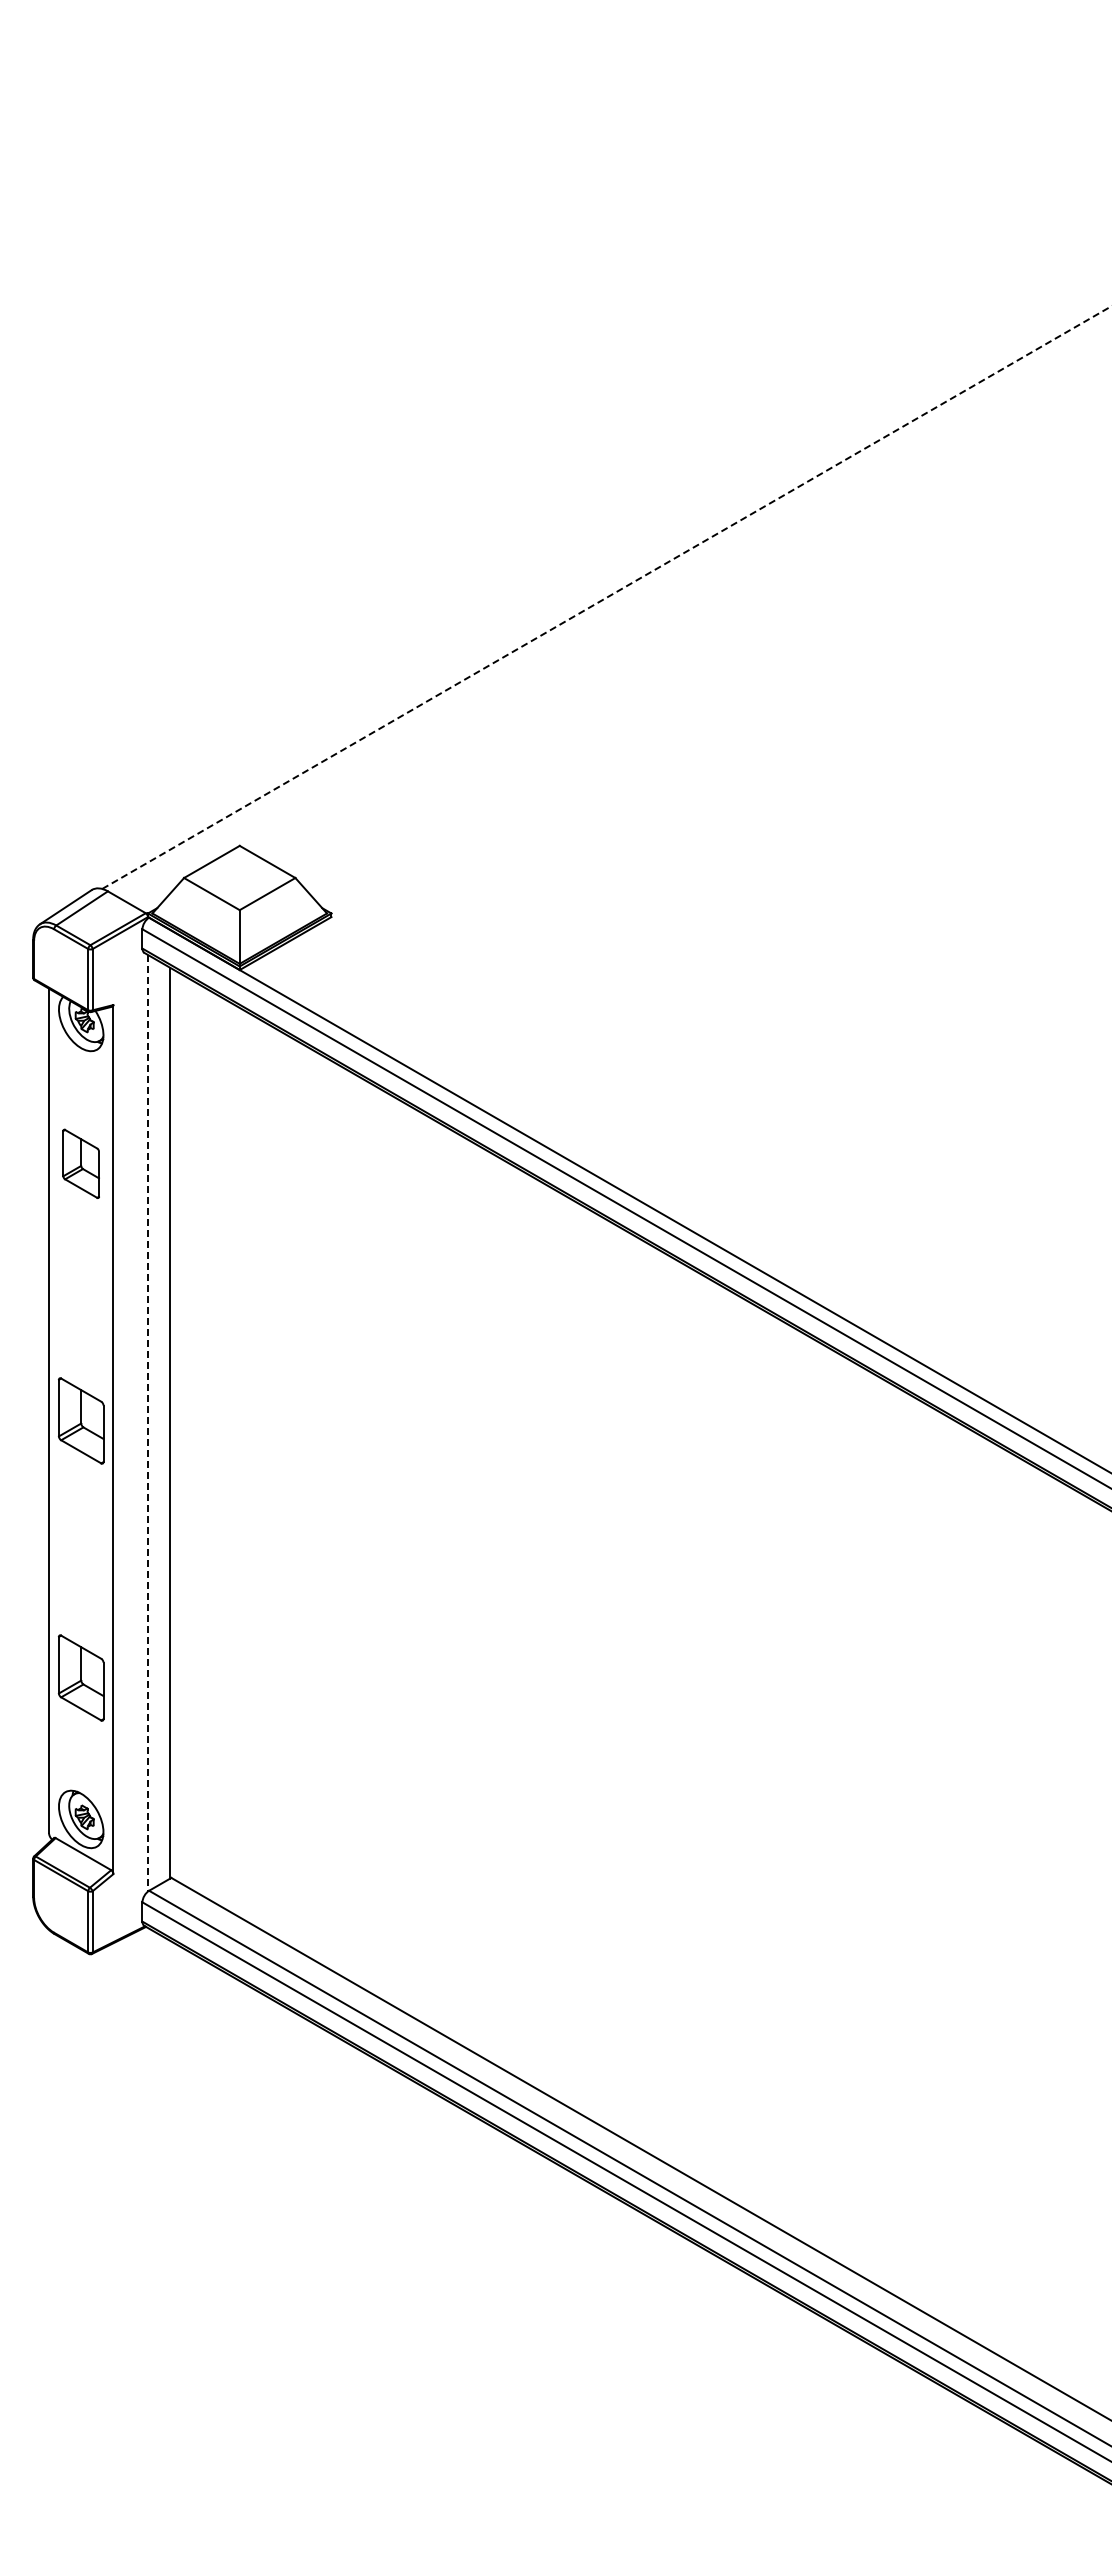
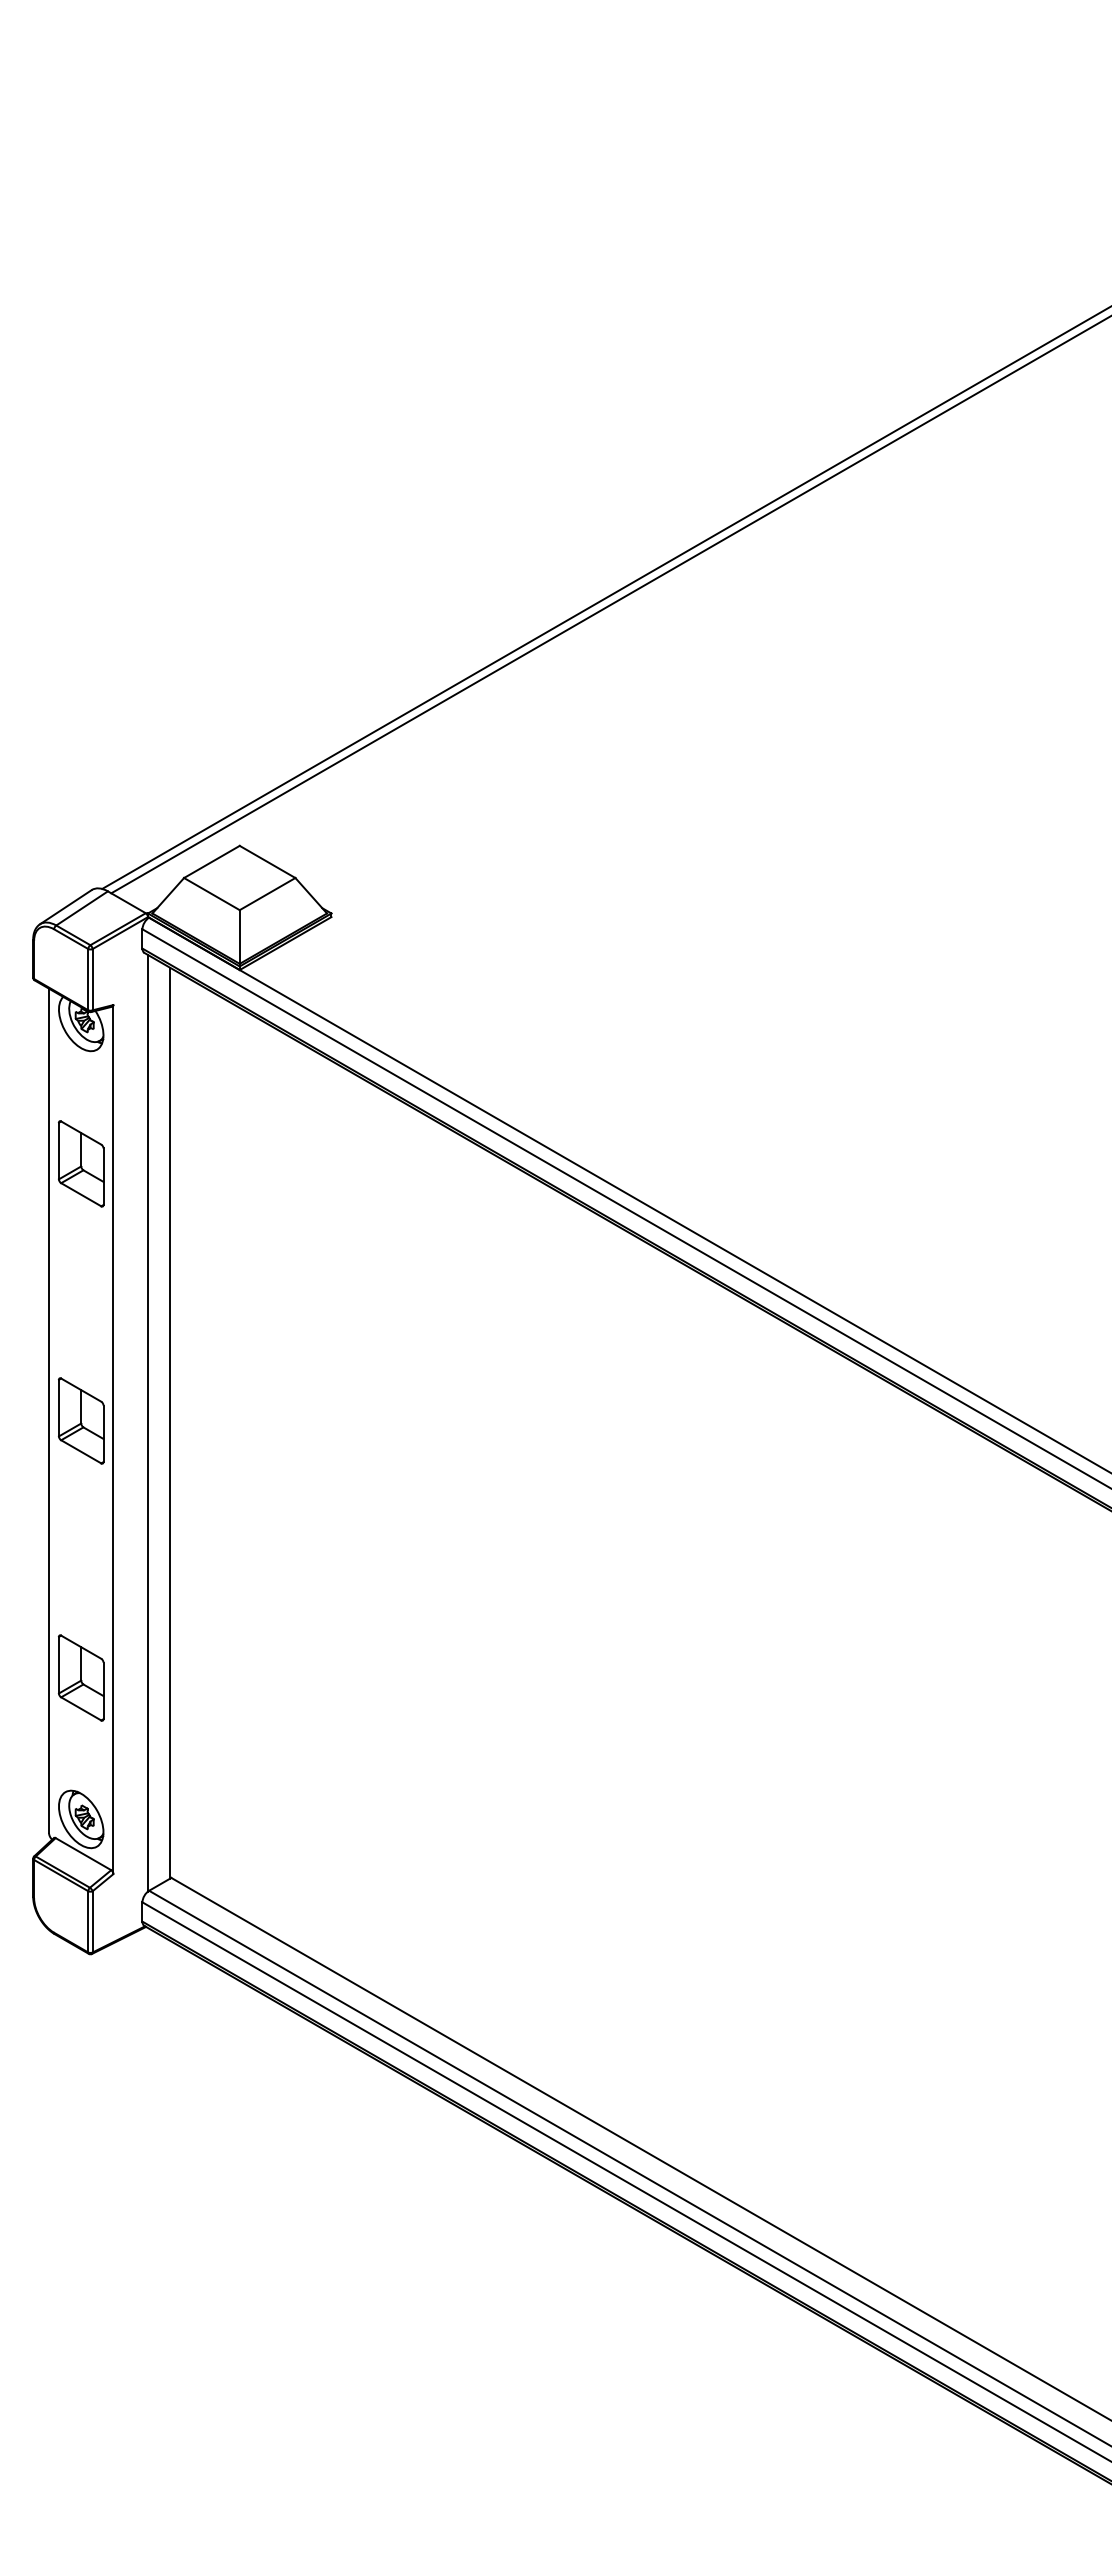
line: dashed -> solid (607, 597)
line: none -> present (609, 605)
part size: 38x71 px -> 48x88 px (80, 1163)
line: dashed -> solid (148, 1423)
